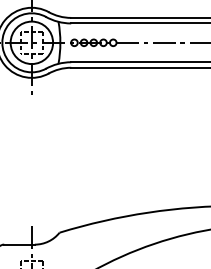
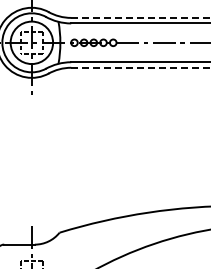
line: solid -> dashed (140, 17)
line: solid -> dashed (140, 67)
